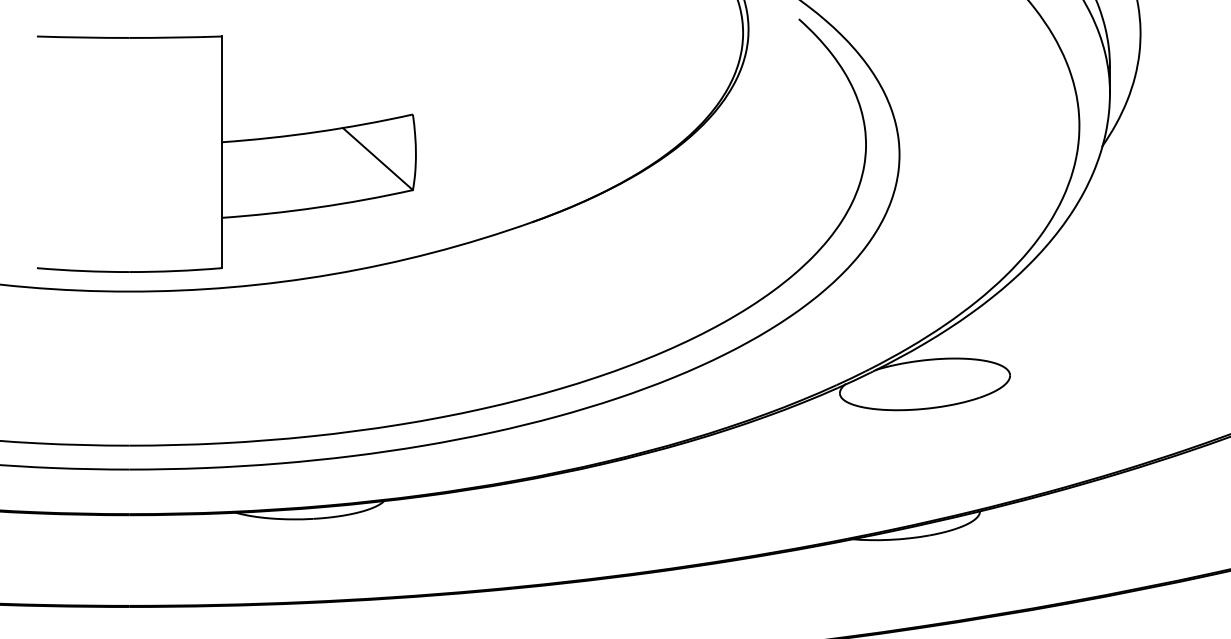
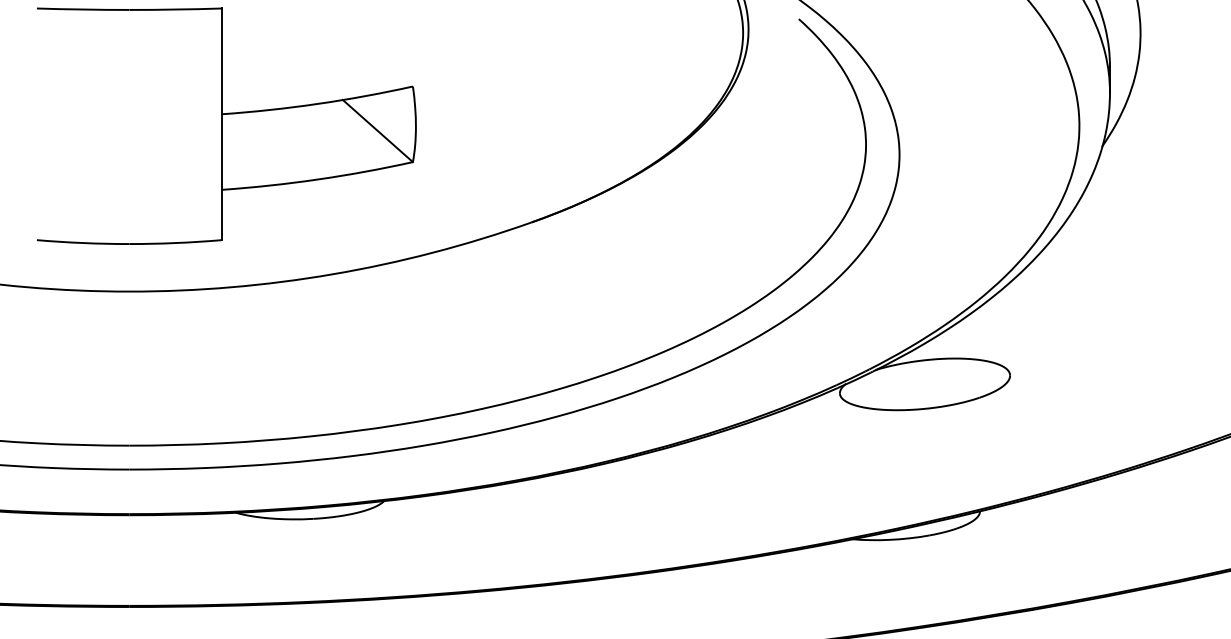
part position: (226, 153) -> (226, 125) (226, 125)
